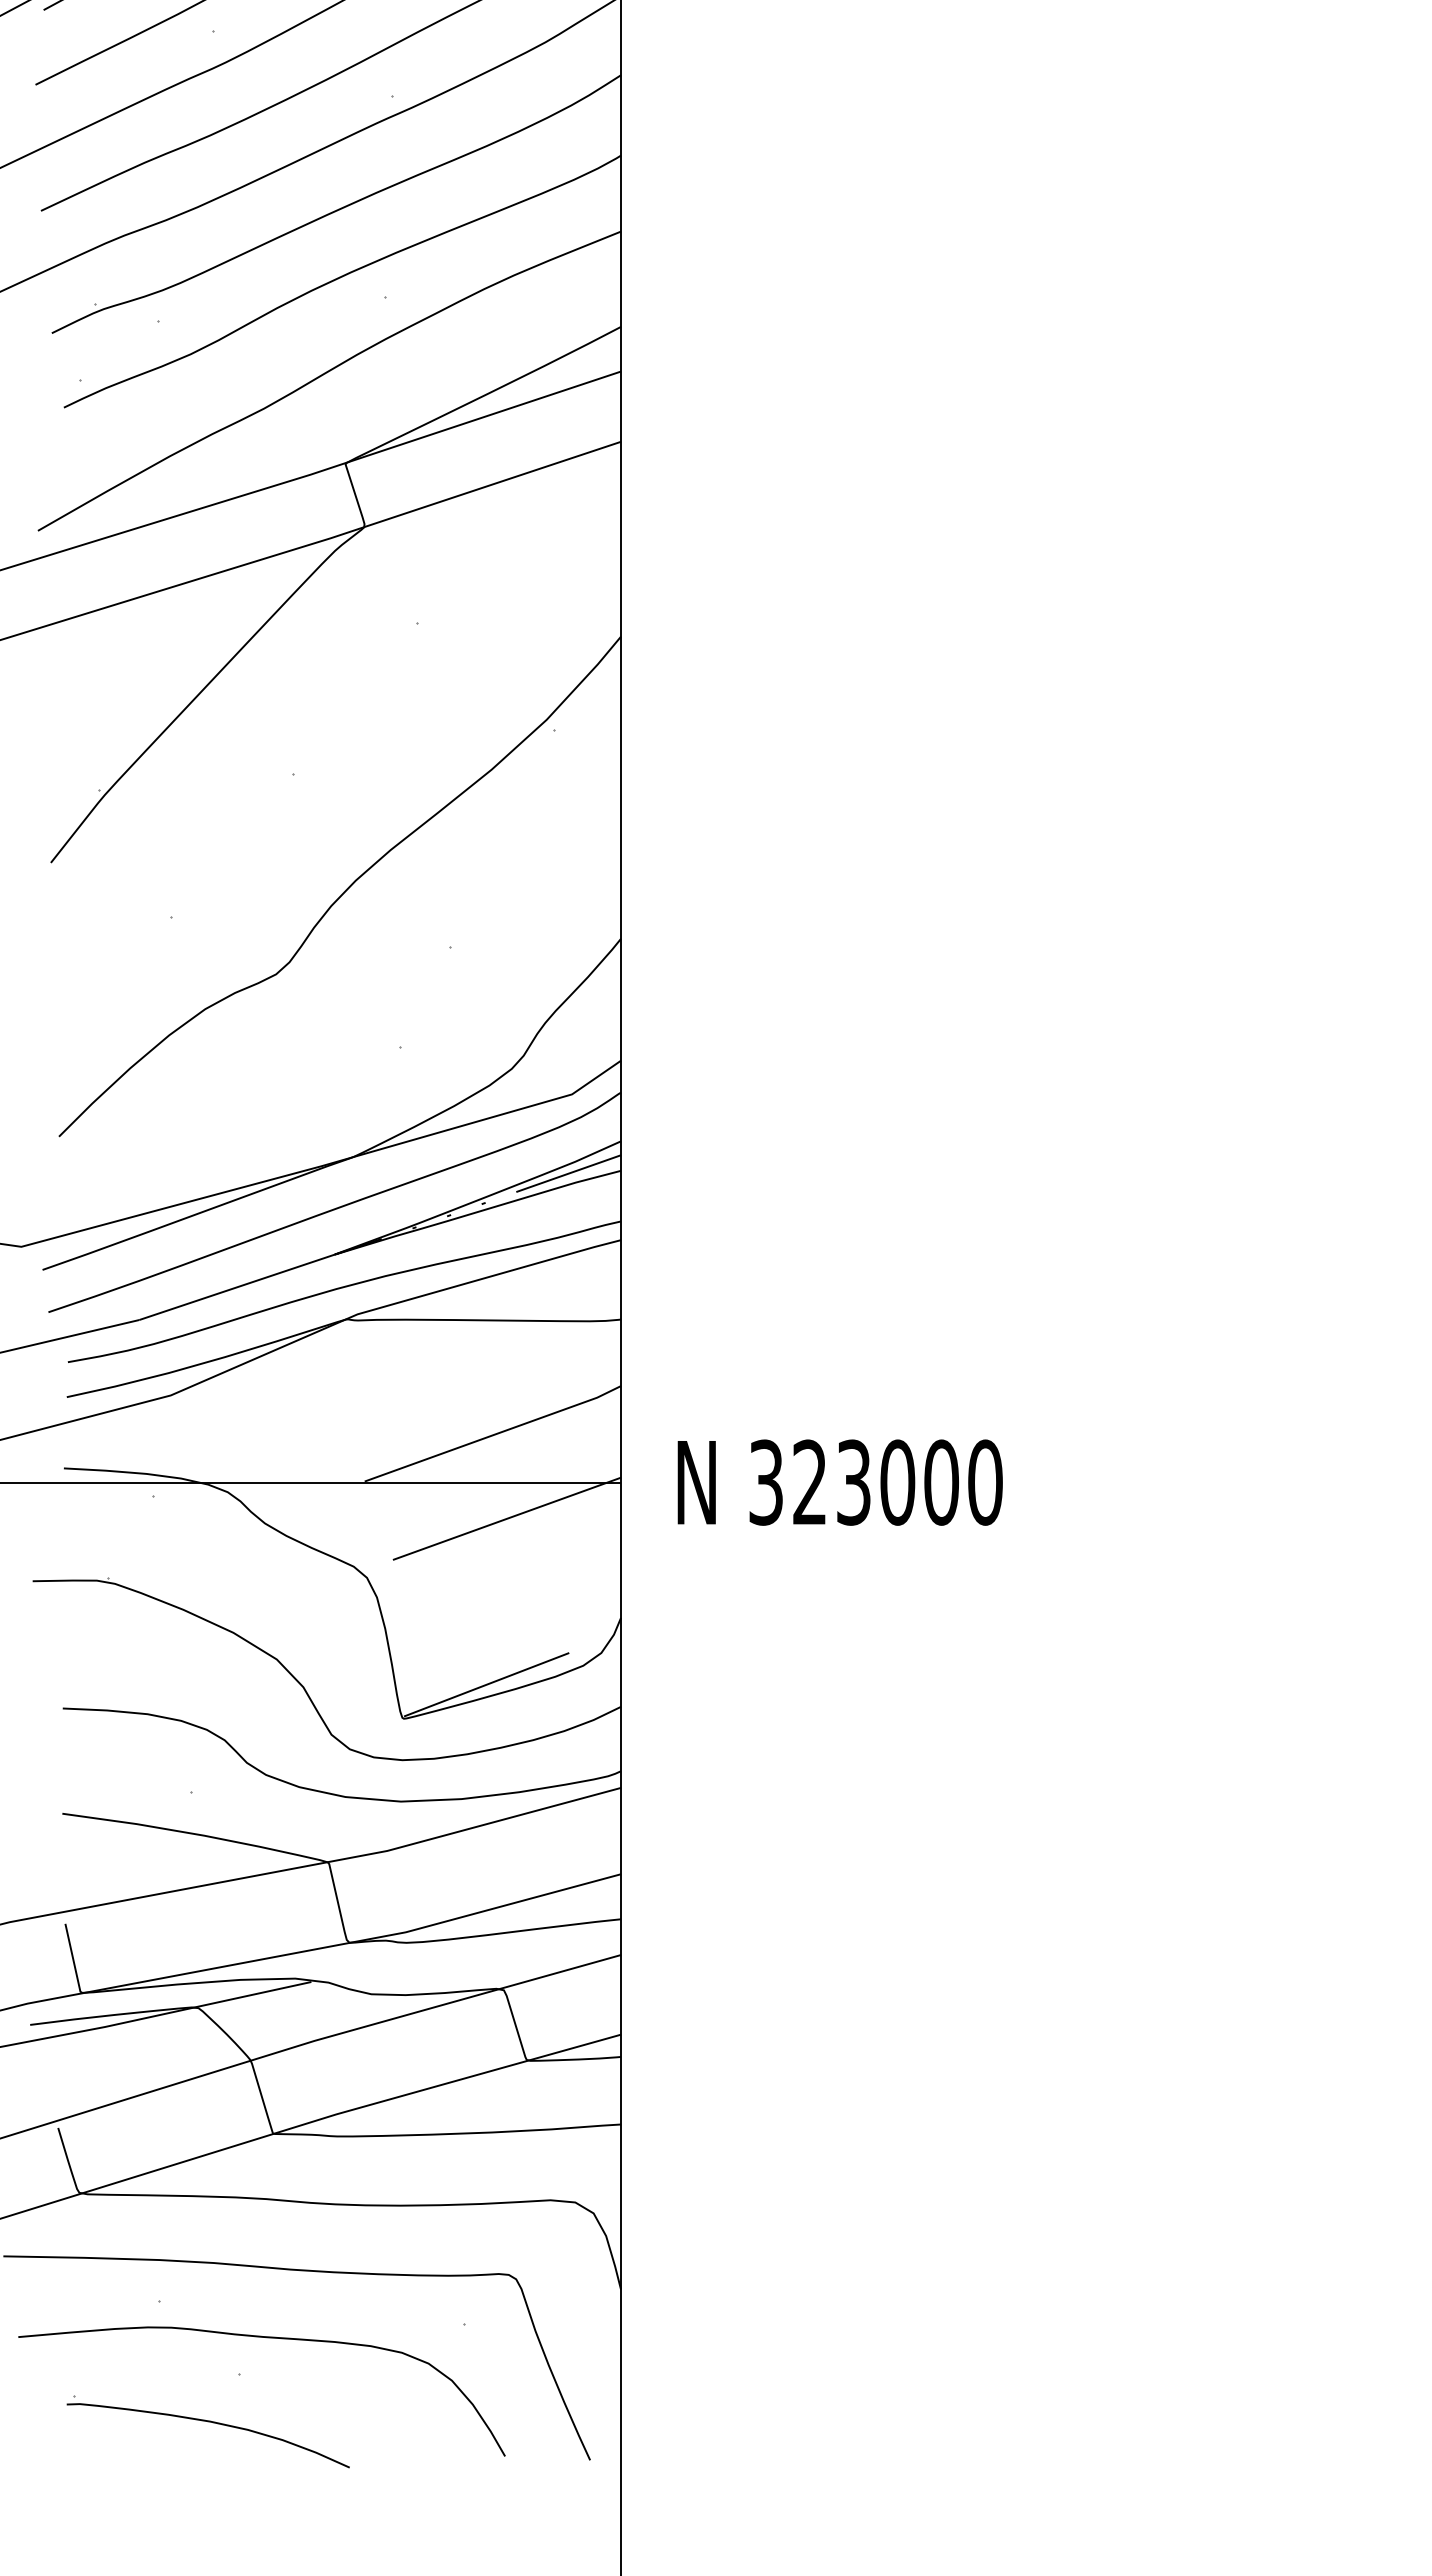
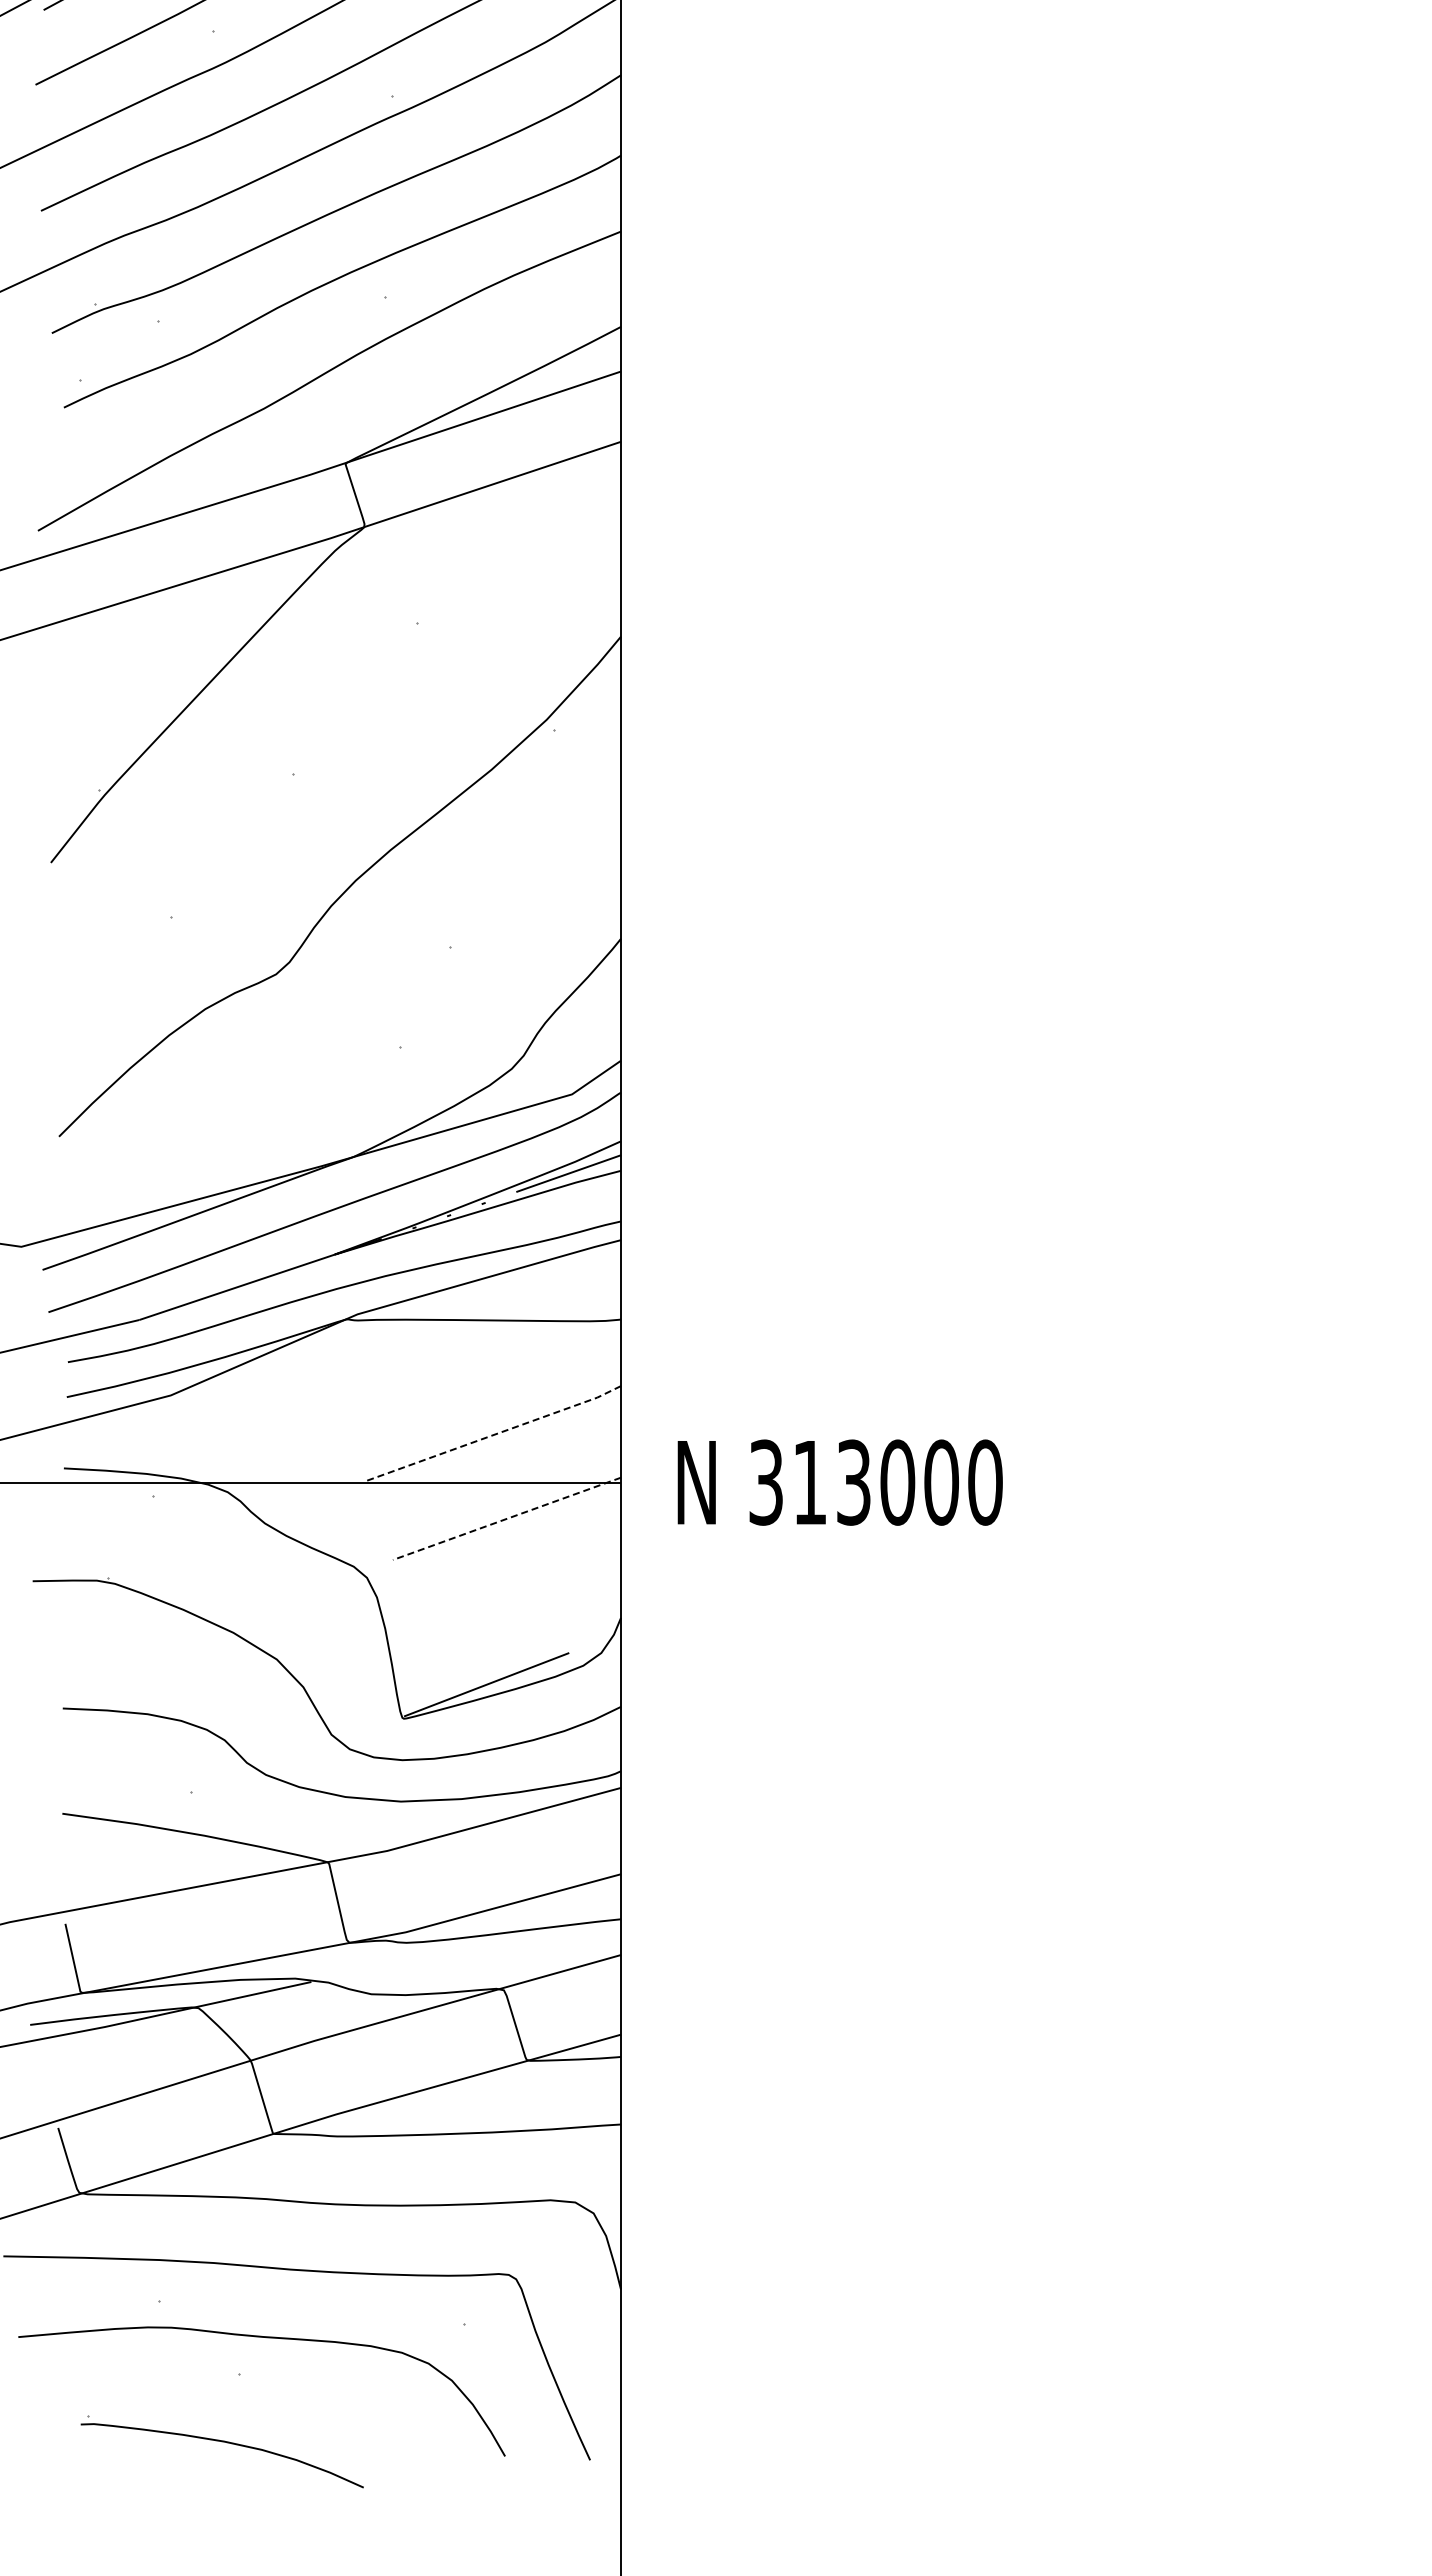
line: solid -> dashed (494, 1434)
text: 323000 -> 313000 (809, 1481)
line: solid -> dashed (506, 1519)
part position: (207, 2422) -> (221, 2442) (221, 2442)
